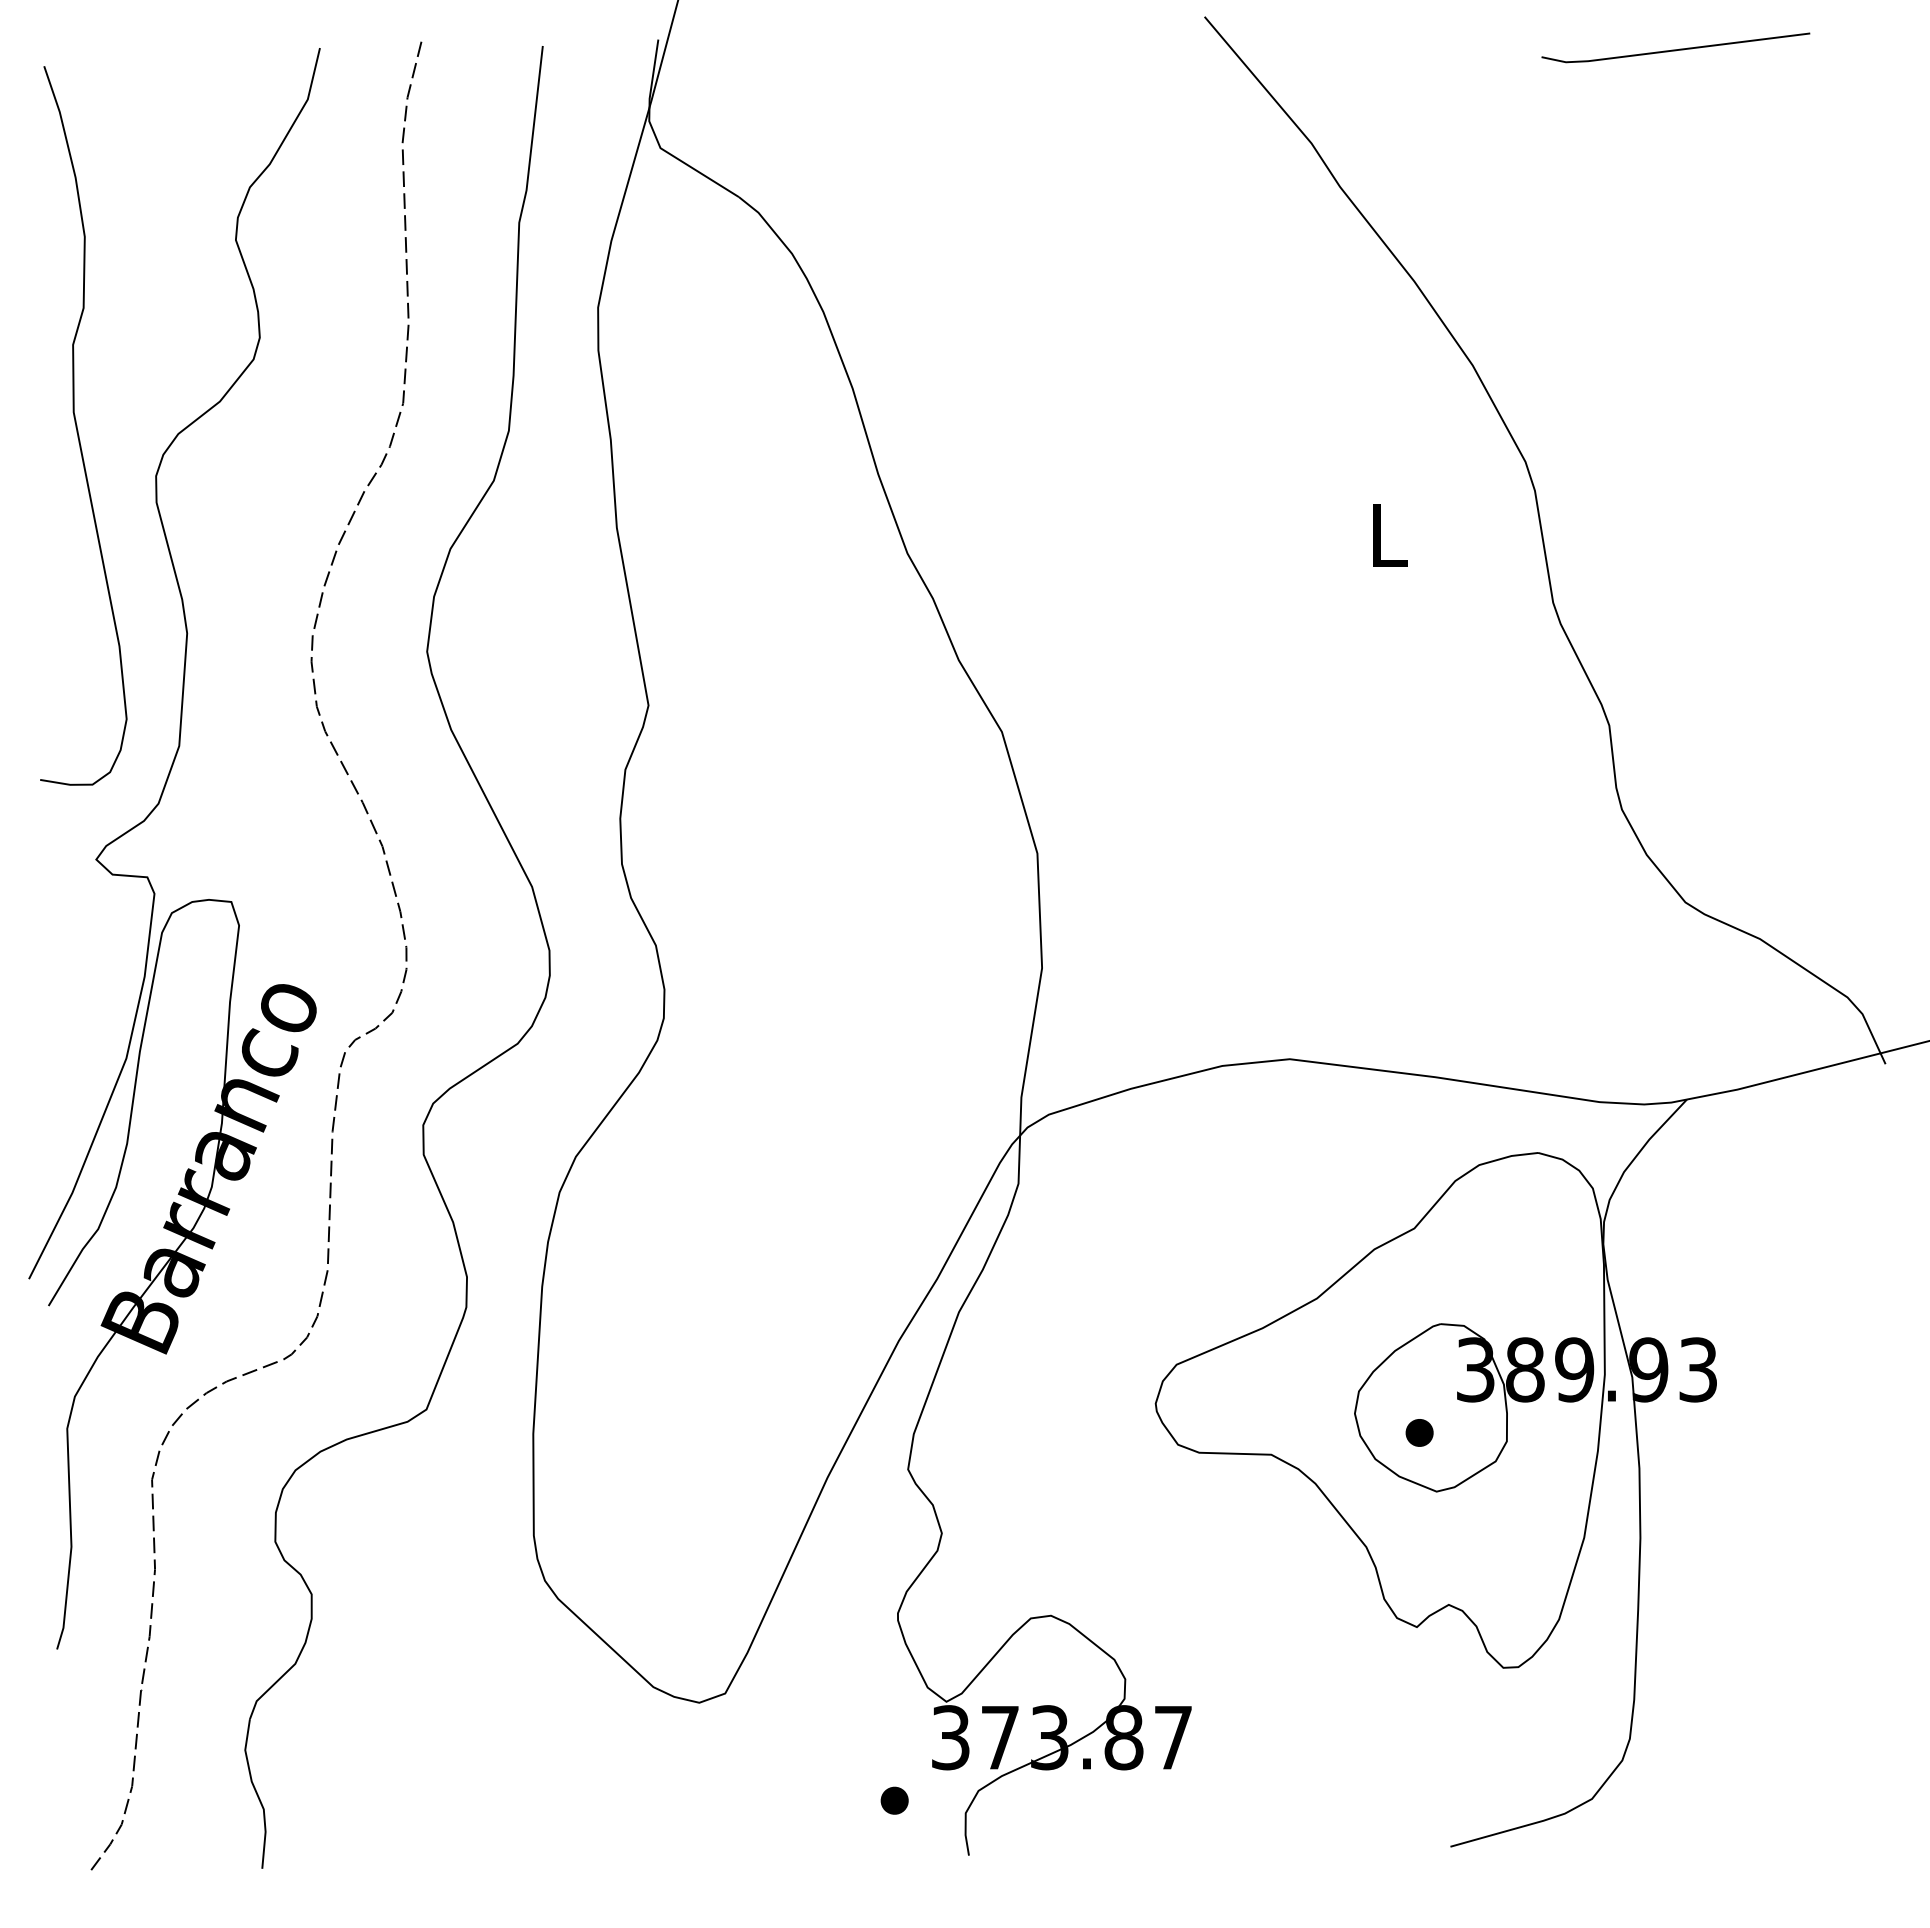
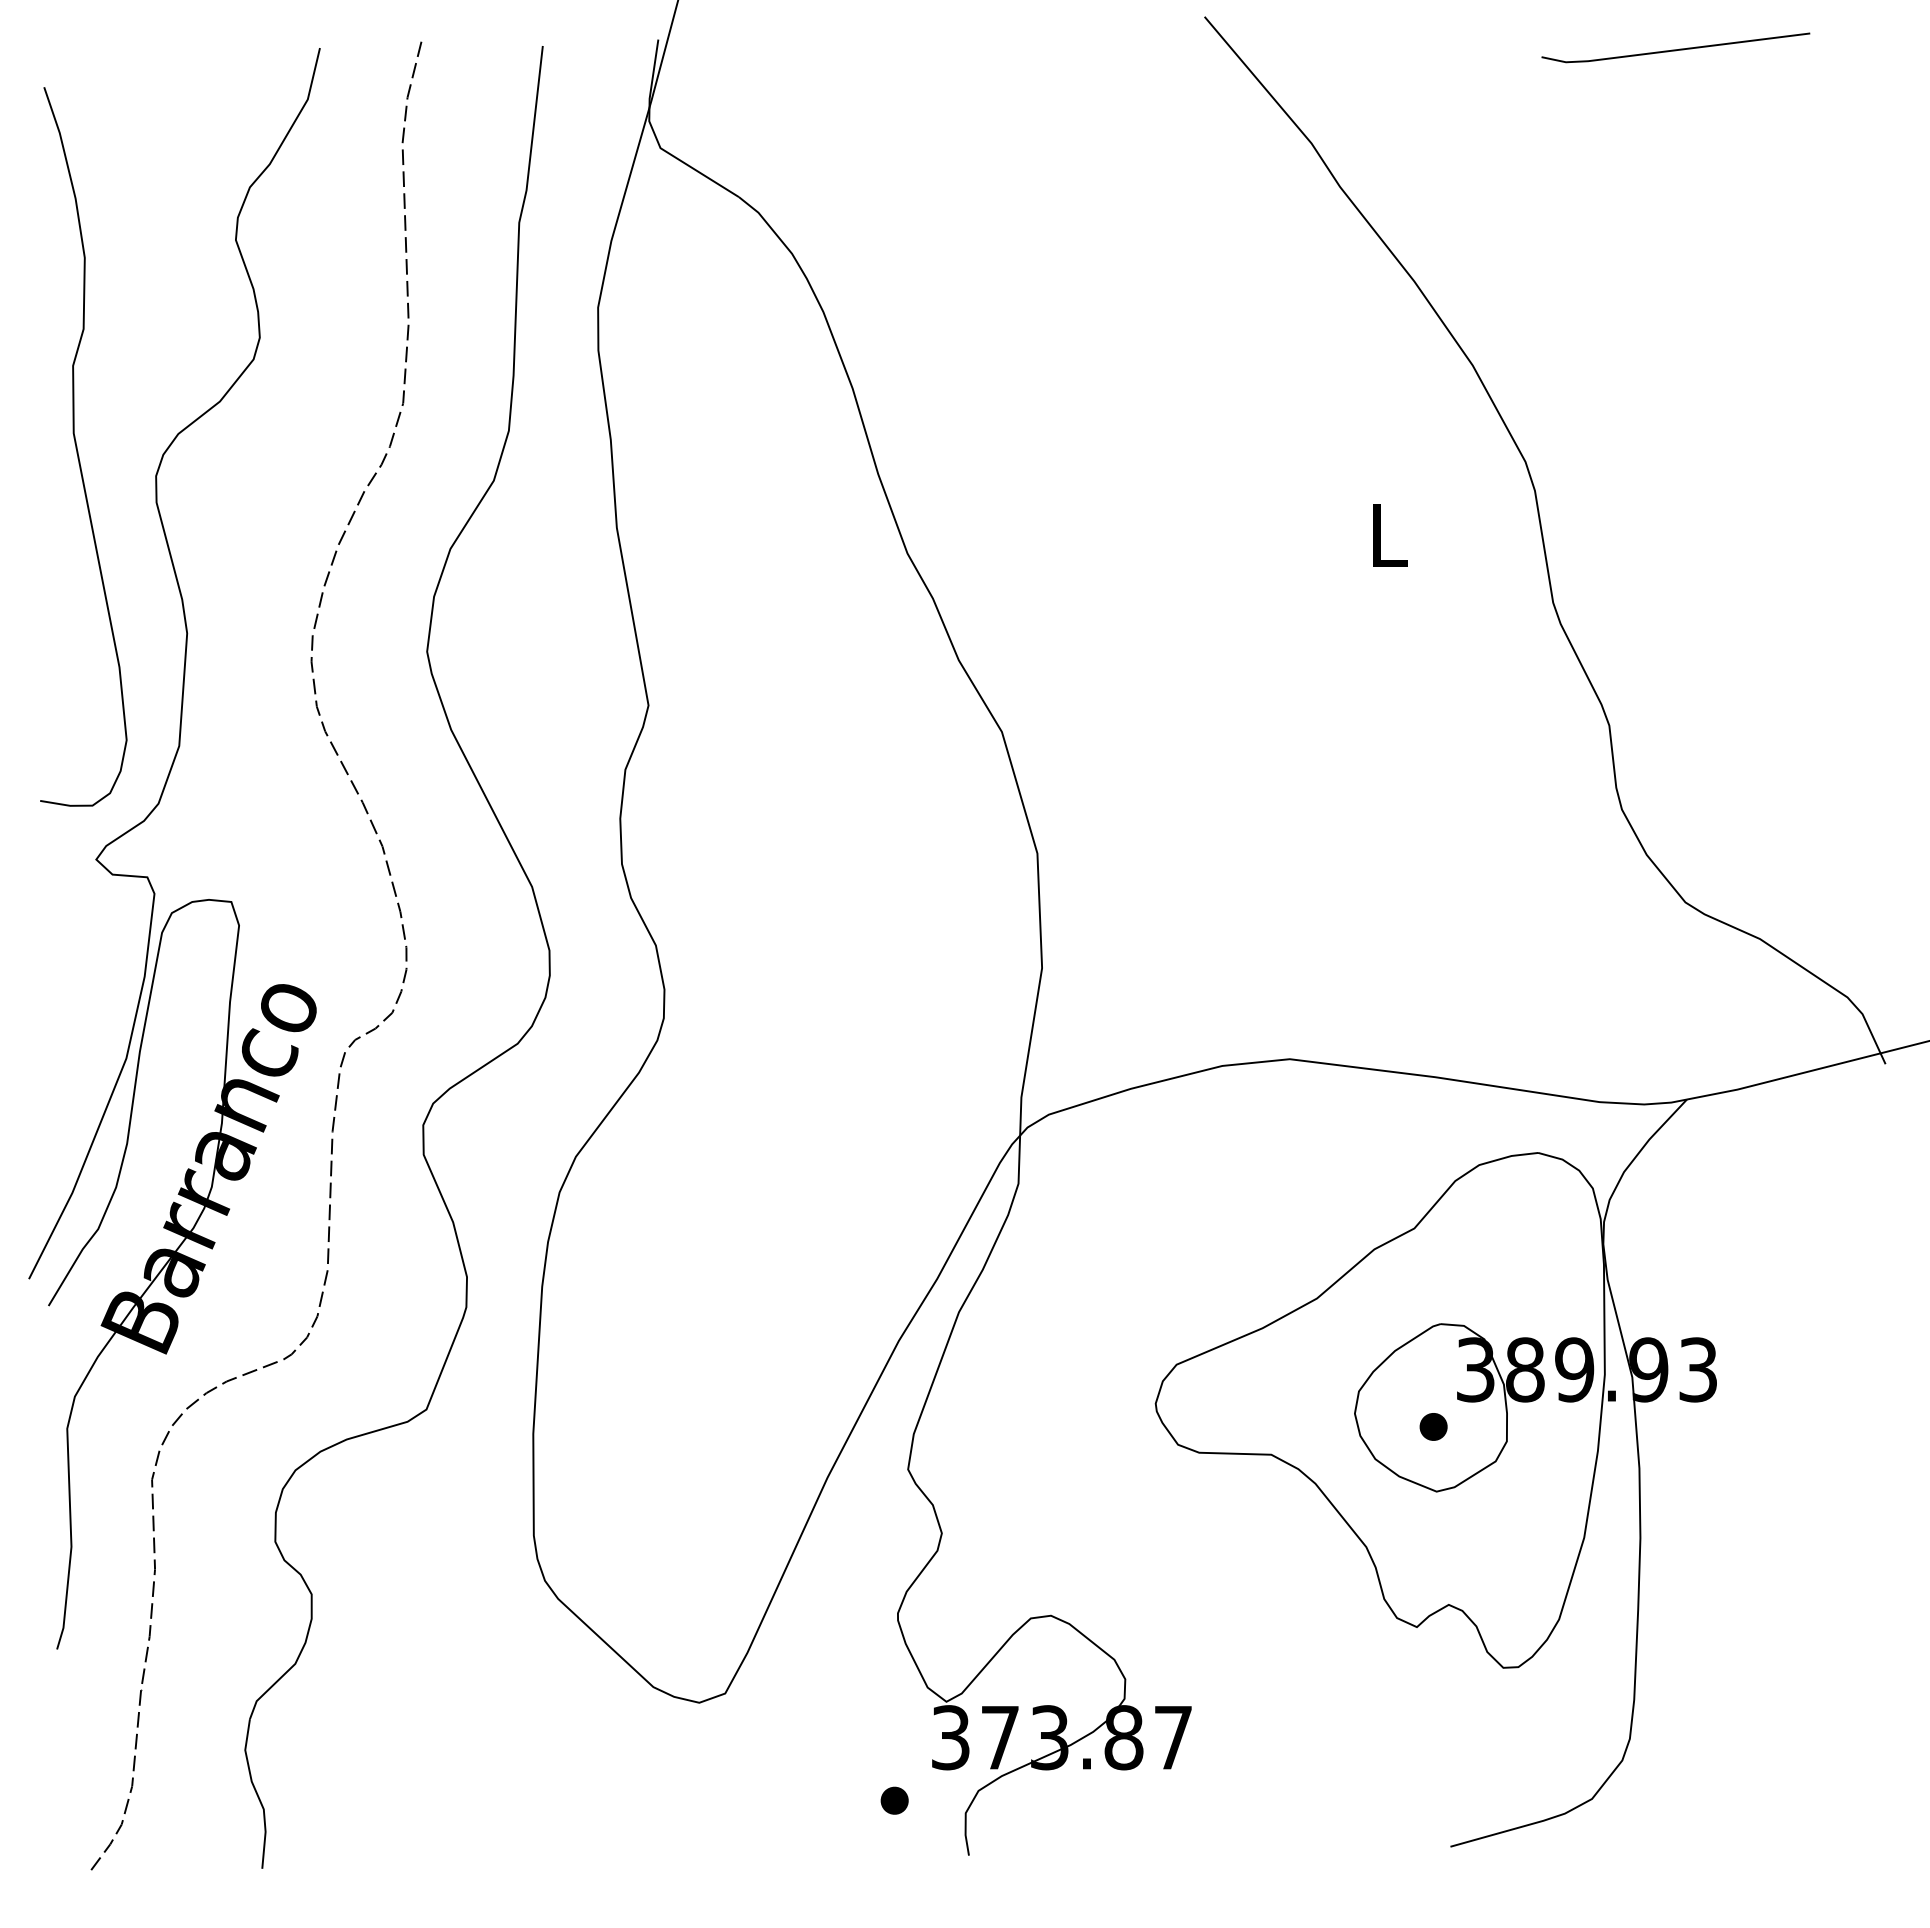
curve position: (77, 425) -> (77, 446) (77, 446)
part position: (1419, 1432) -> (1433, 1426) (1433, 1426)
